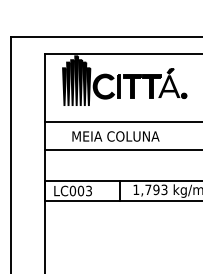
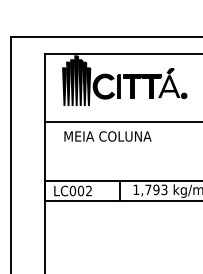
text position: (115, 136) -> (107, 136) (107, 136)
line: present -> none (122, 149)
text: LC003 -> LC002 (88, 191)
